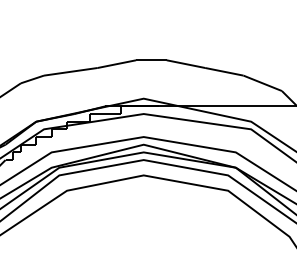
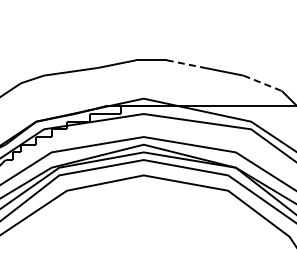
line: solid -> dashed (185, 64)
line: solid -> dashed (262, 83)
